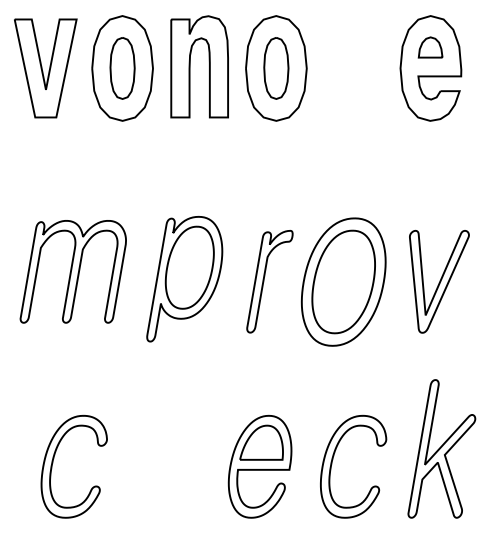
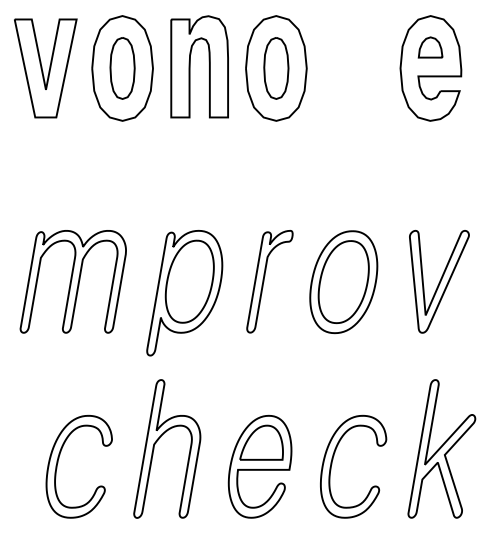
part position: (72, 271) -> (72, 281) (72, 281)
part position: (184, 279) -> (184, 293) (184, 293)
part size: 87x130 px -> 70x105 px (343, 282)
part: none -> present (159, 439)
part position: (53, 463) -> (58, 463) (58, 463)
